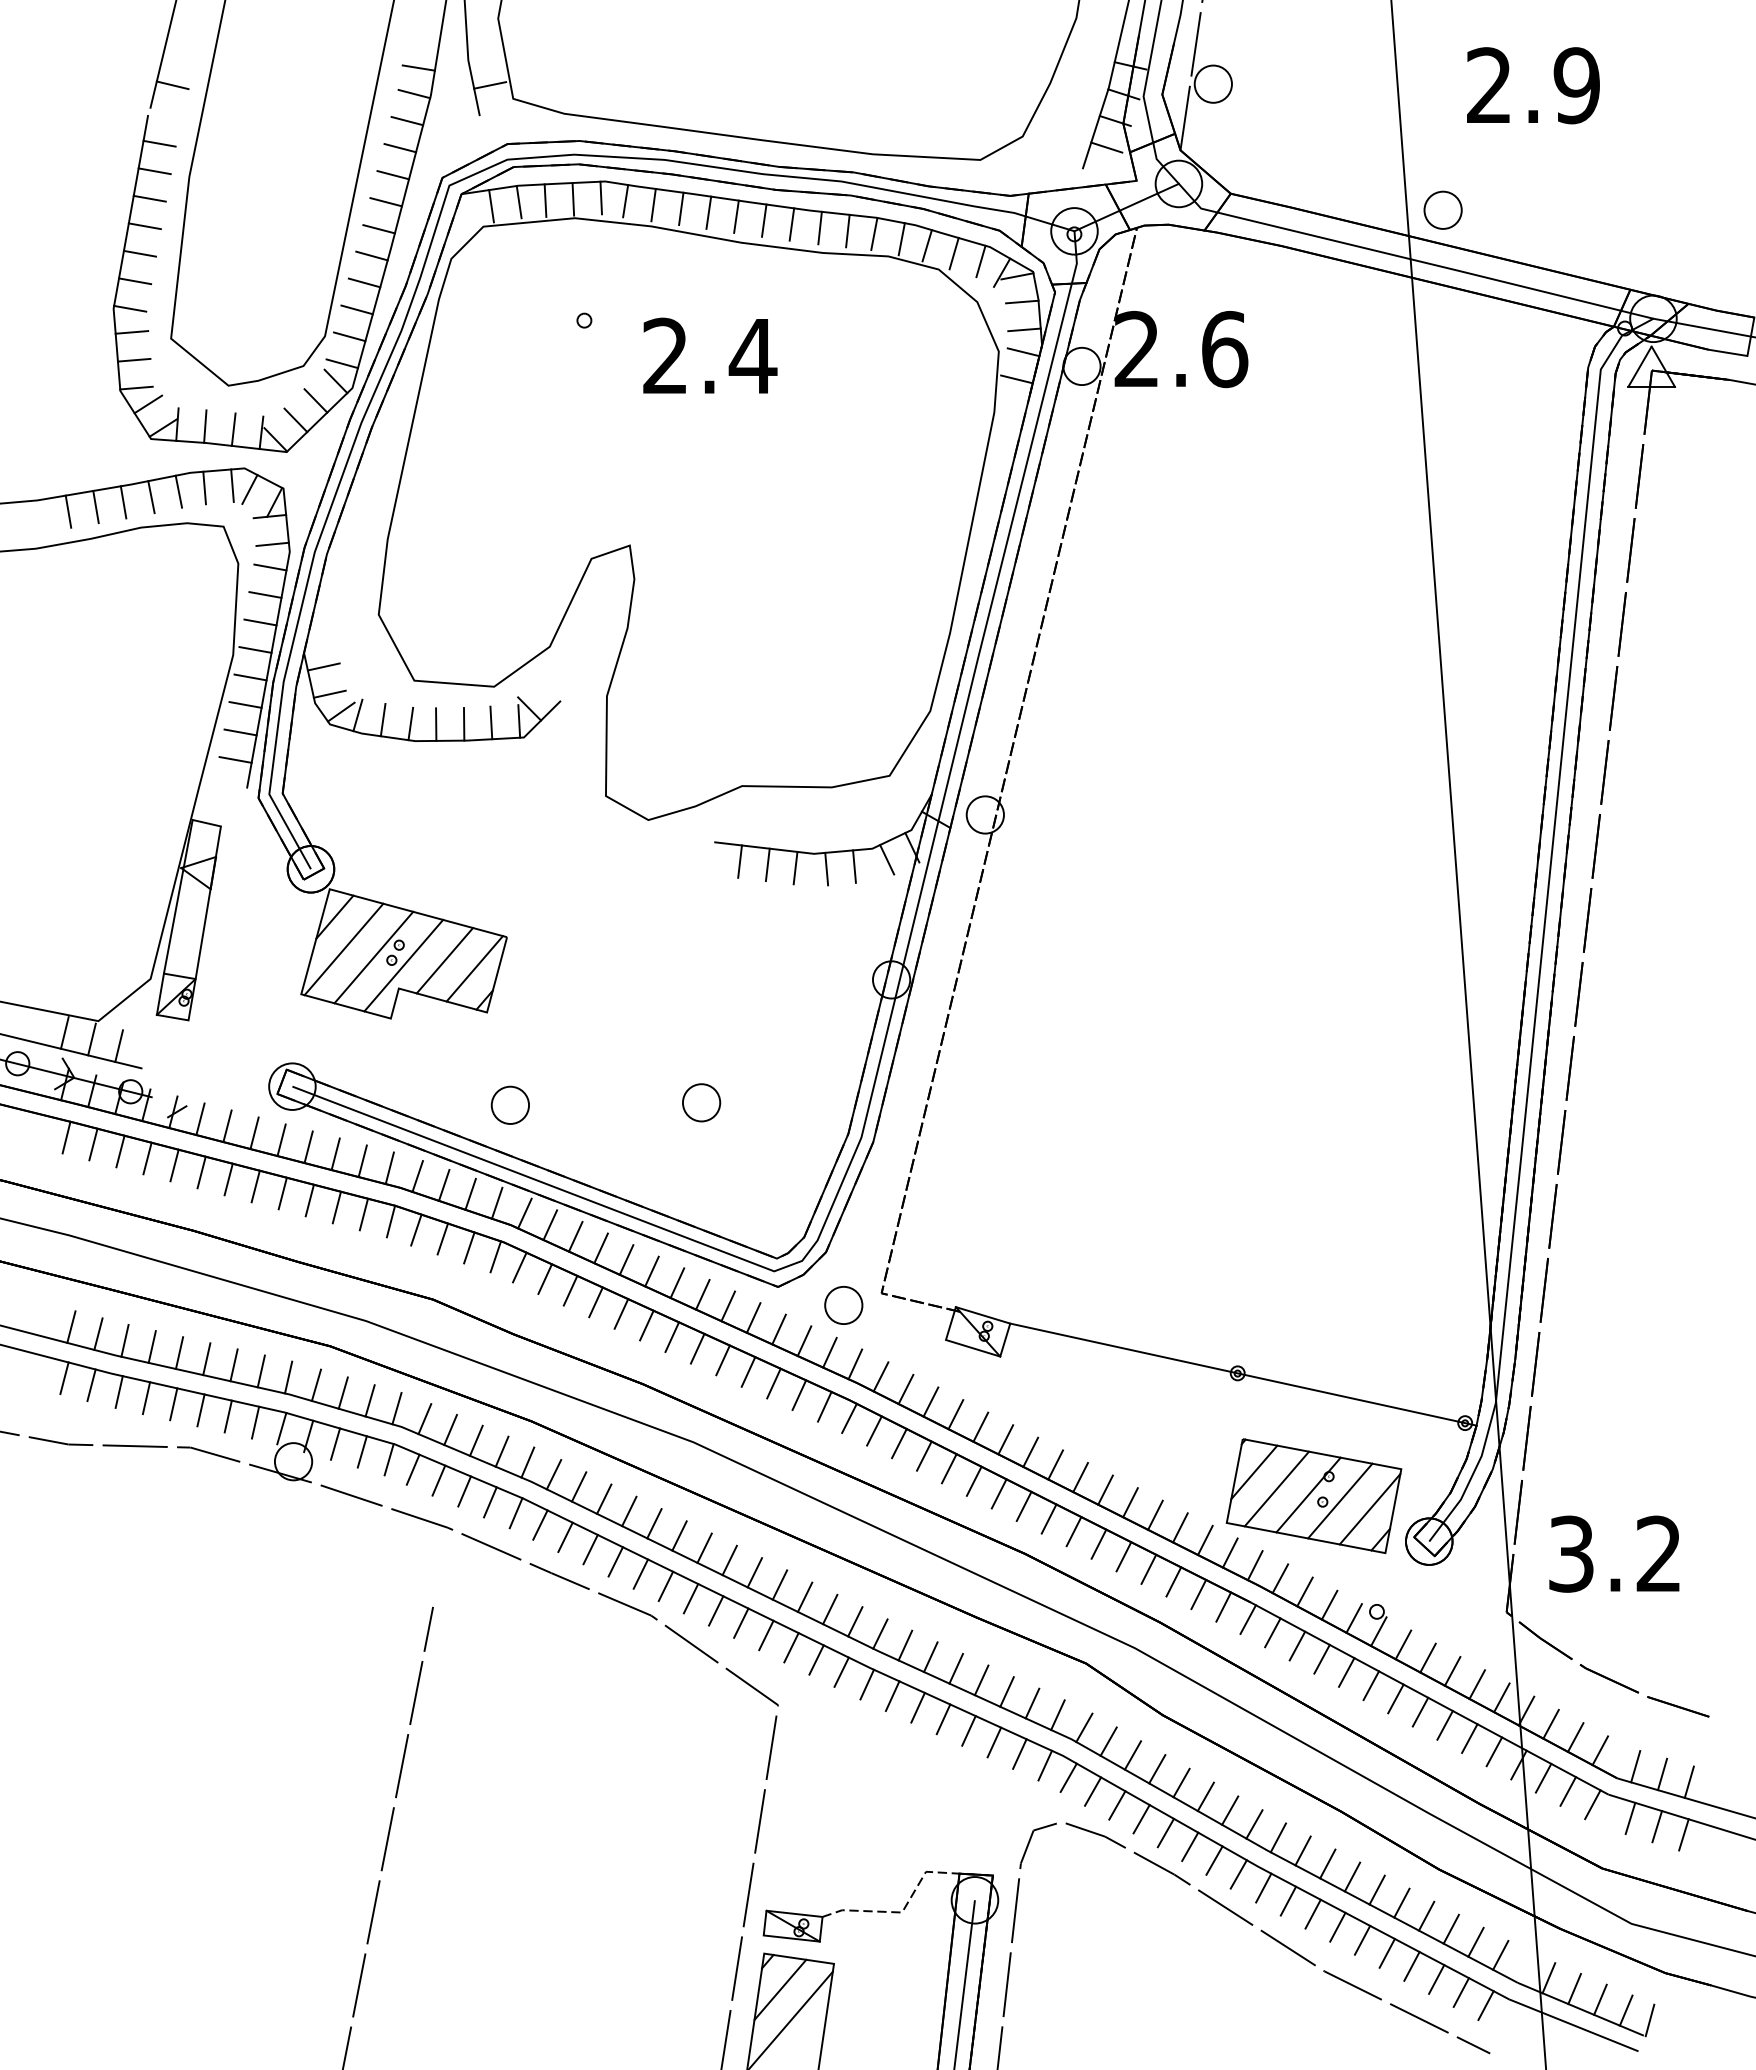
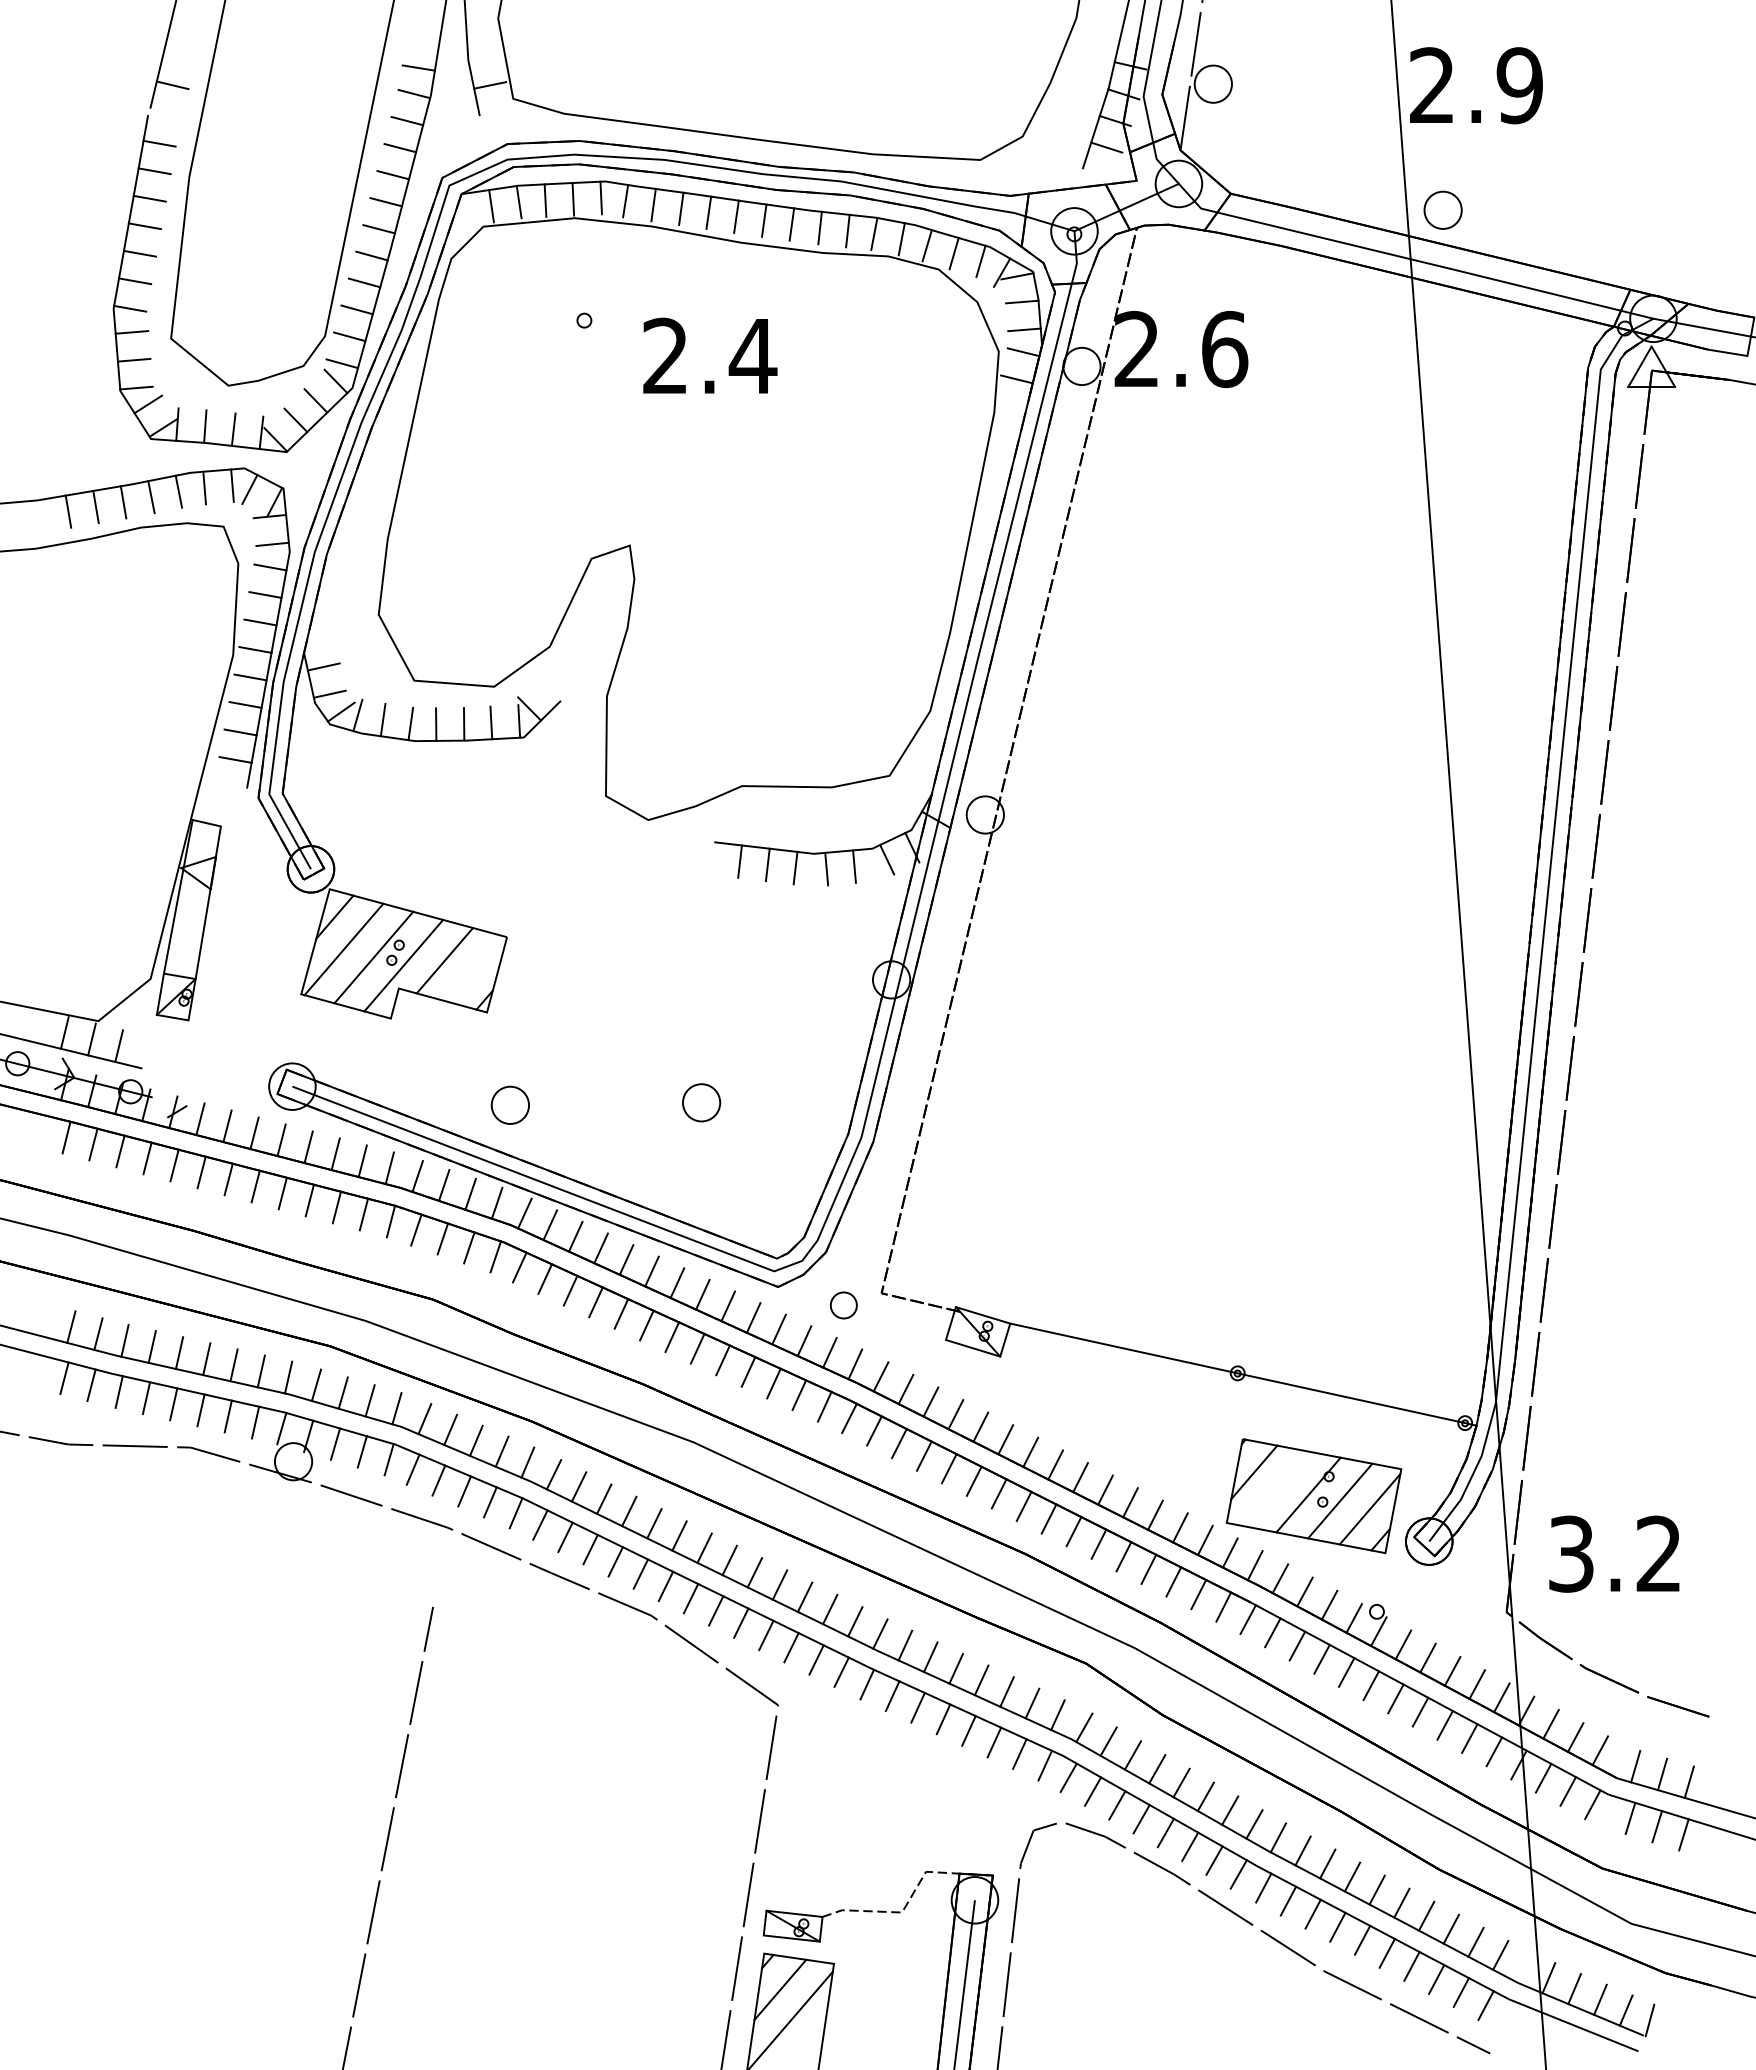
text position: (1533, 85) -> (1476, 85) (1476, 85)
line: present -> none (474, 968)
part size: 40x39 px -> 29x29 px (843, 1305)
line: present -> none (1276, 1488)
